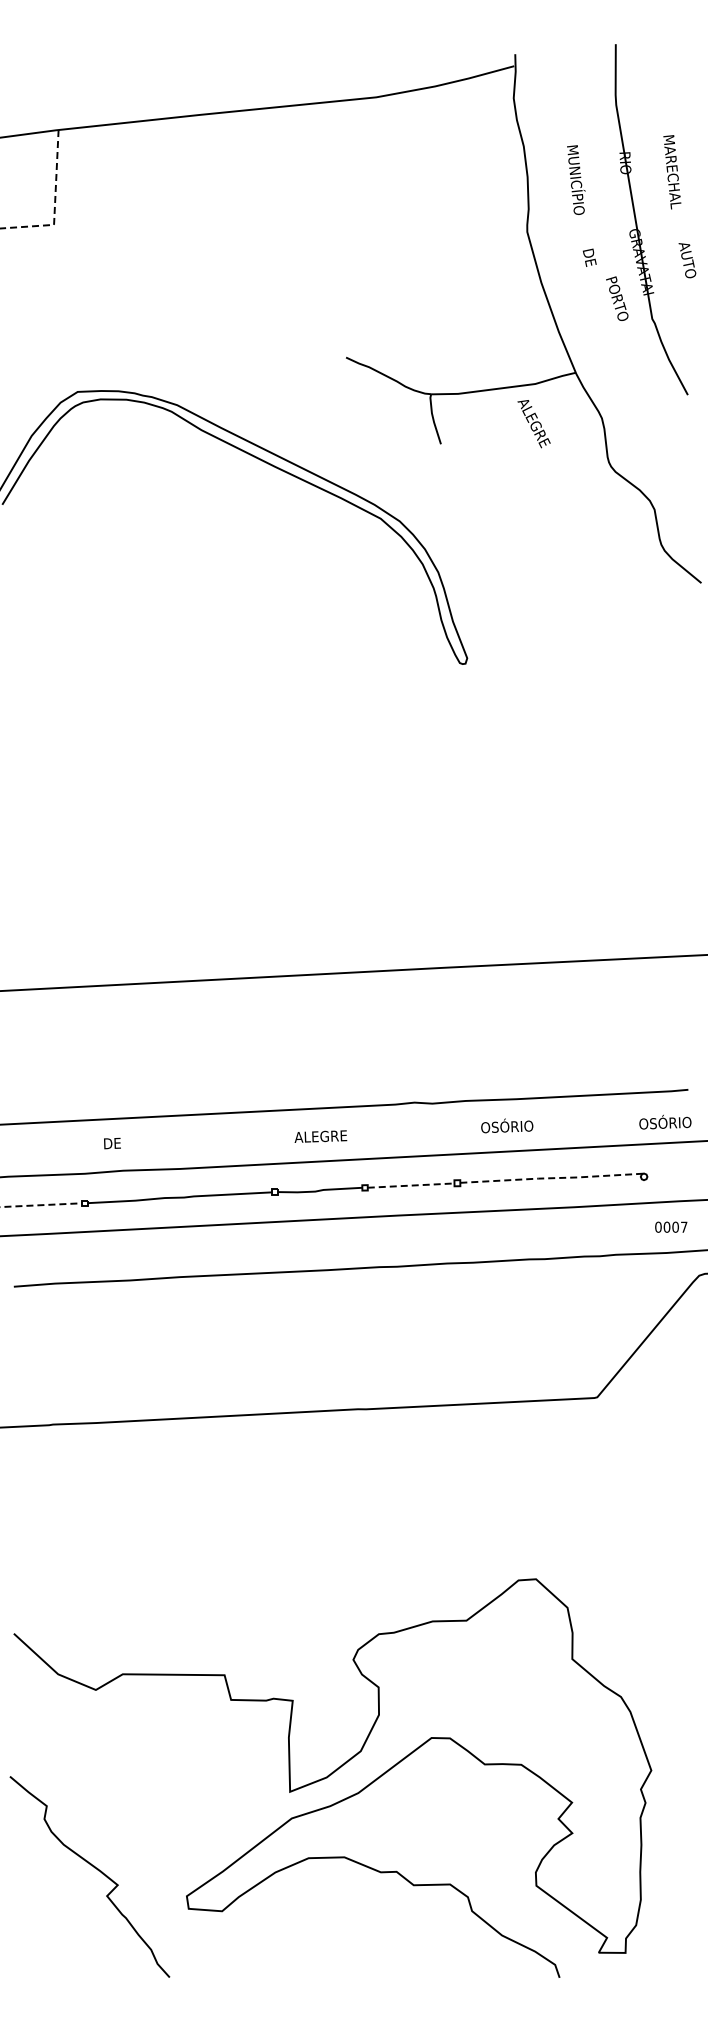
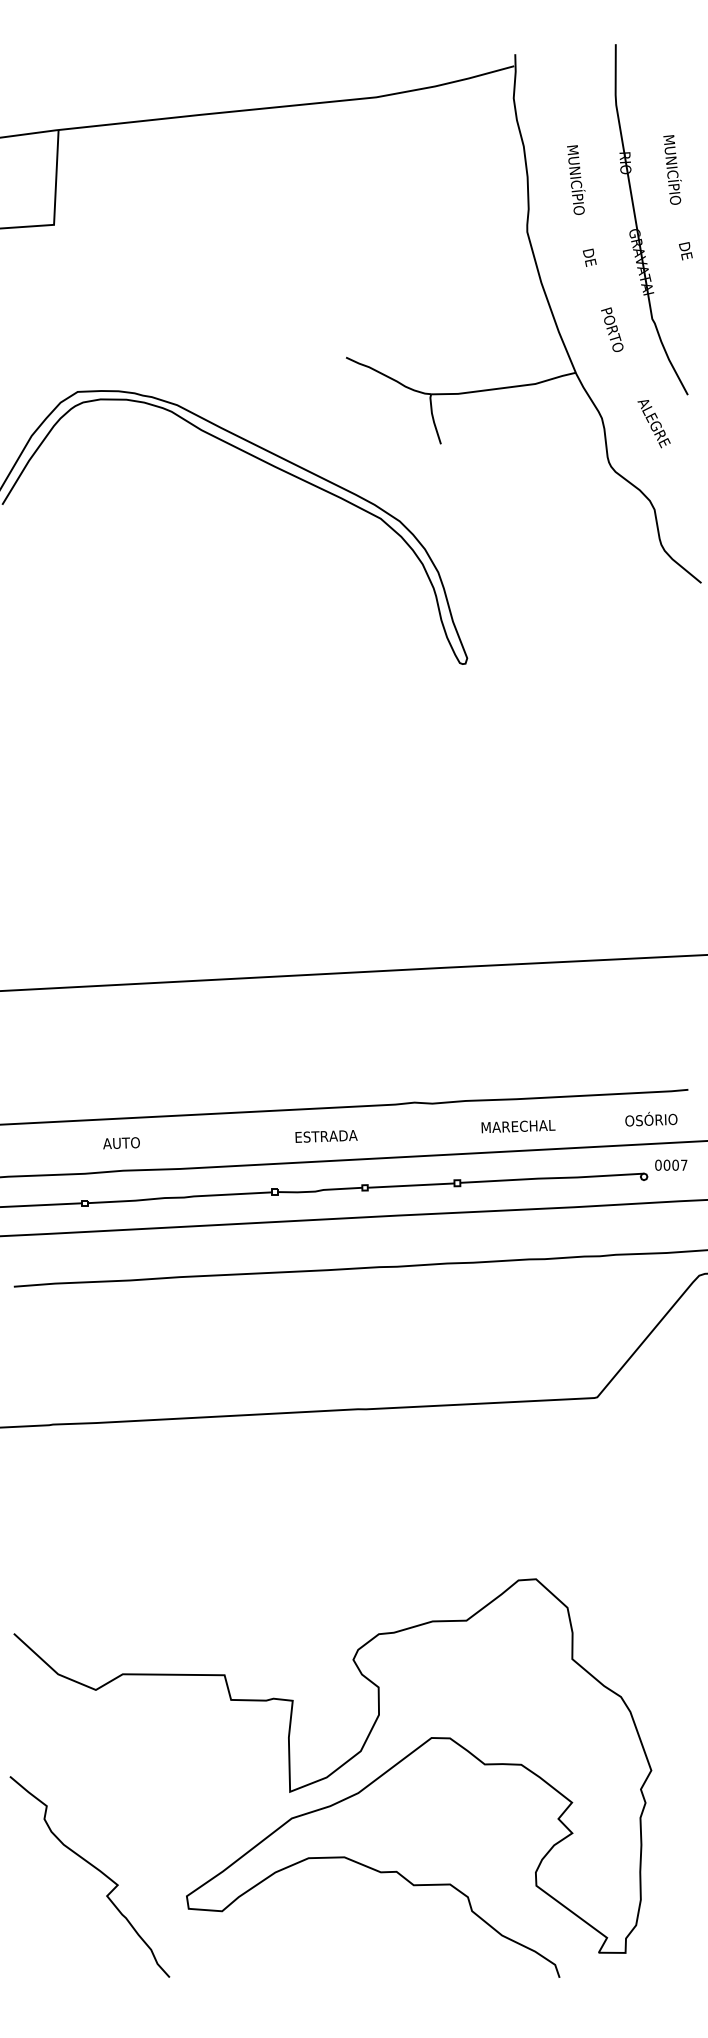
text: MARECHAL -> MUNICÍPIO (672, 177)
line: dashed -> solid (55, 204)
text: AUTO -> DE (687, 260)
text position: (617, 298) -> (612, 329) (612, 329)
text position: (533, 424) -> (653, 424) (653, 424)
text position: (665, 1121) -> (651, 1118) (651, 1118)
text: OSÓRIO -> MARECHAL (518, 1125)
text: ALEGRE -> ESTRADA (325, 1136)
text: DE -> AUTO (121, 1143)
line: dashed -> solid (551, 1178)
line: dashed -> solid (411, 1185)
line: dashed -> solid (41, 1205)
text position: (671, 1226) -> (671, 1164) (671, 1164)
